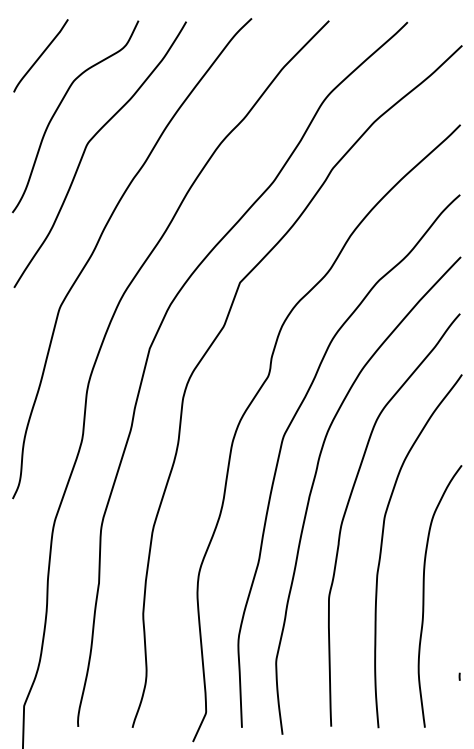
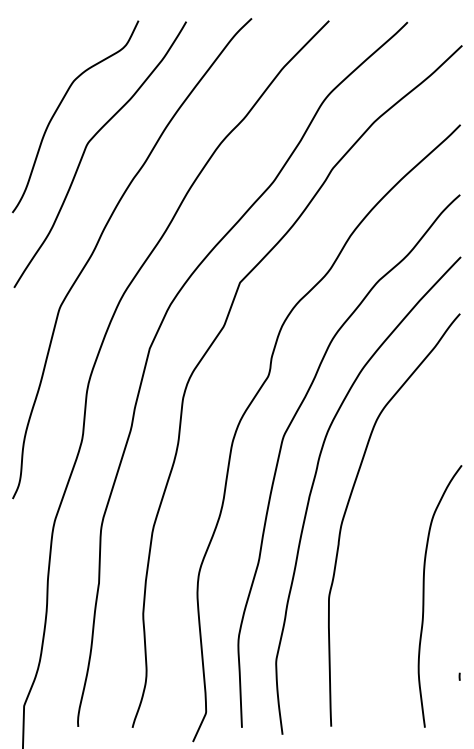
curve: present -> none (40, 55)
curve: present -> none (382, 547)
